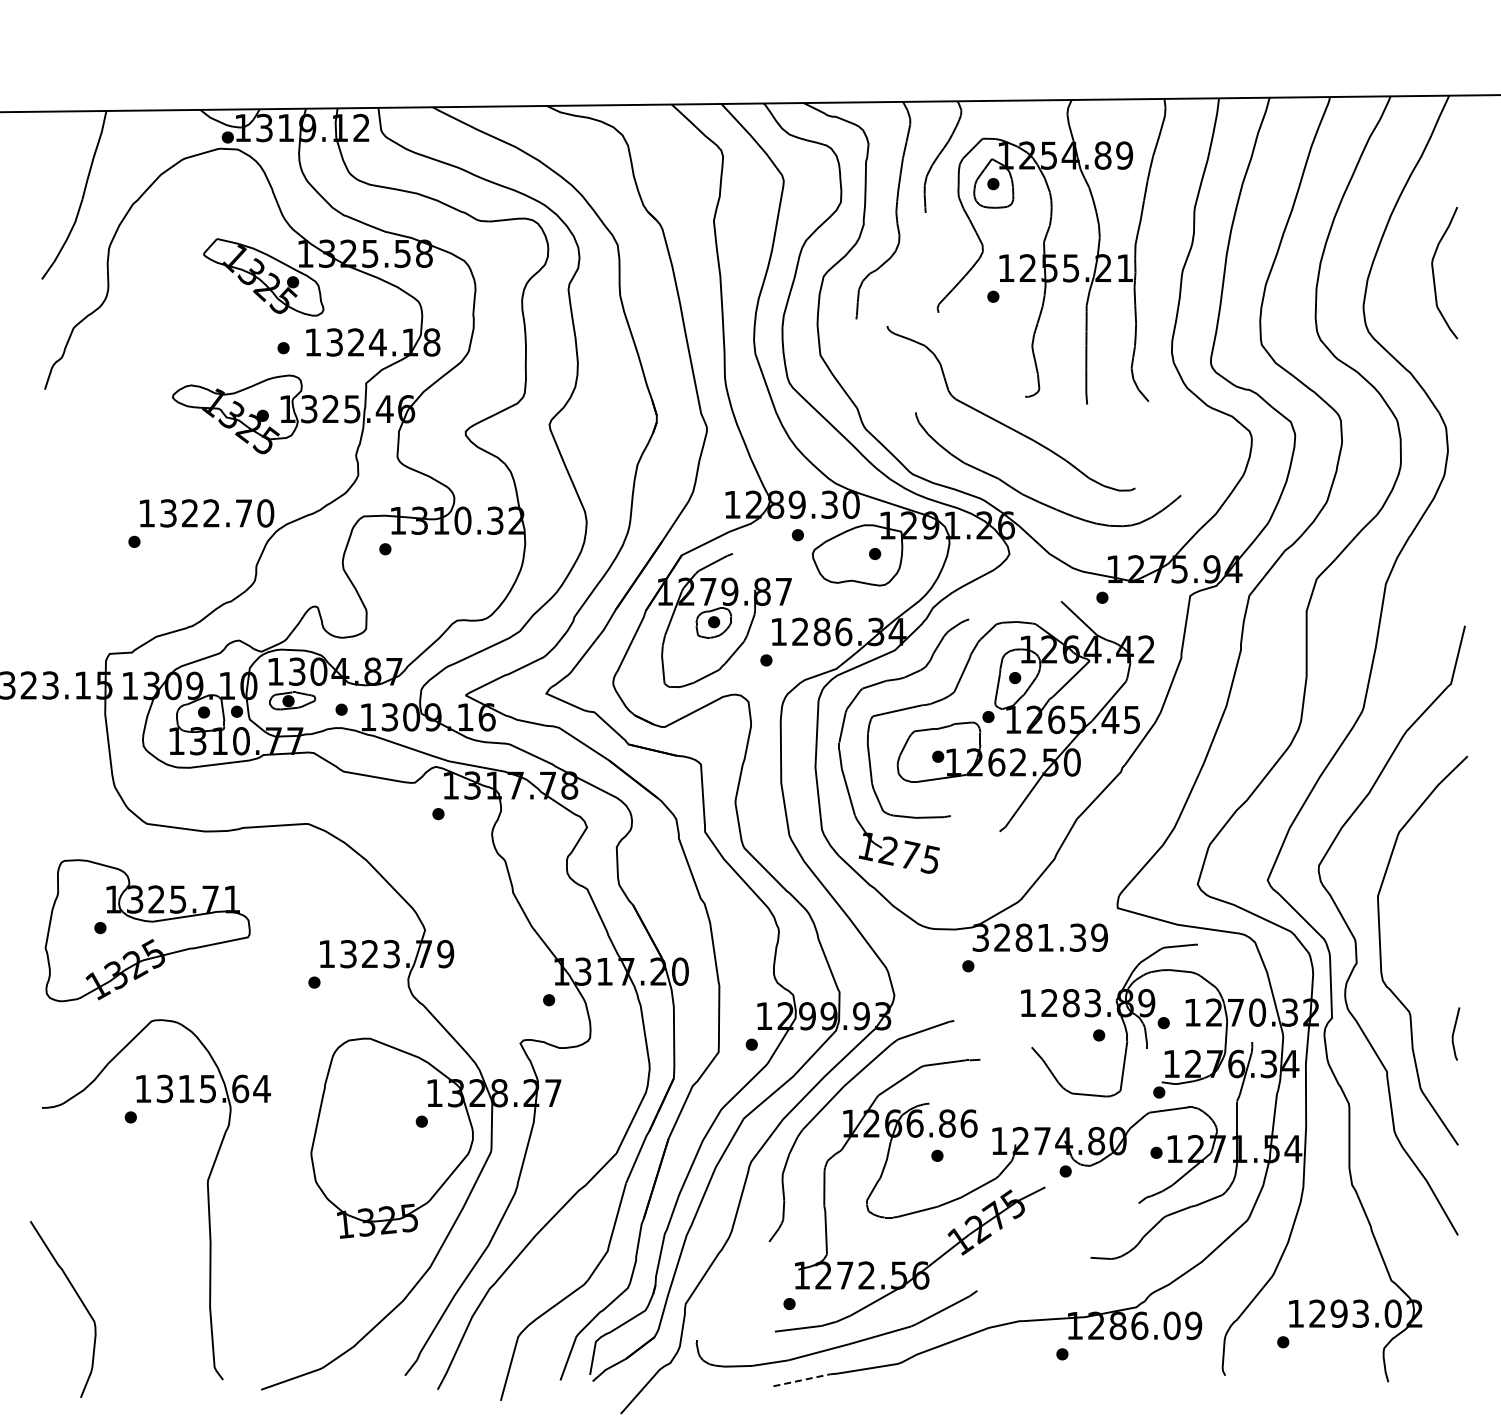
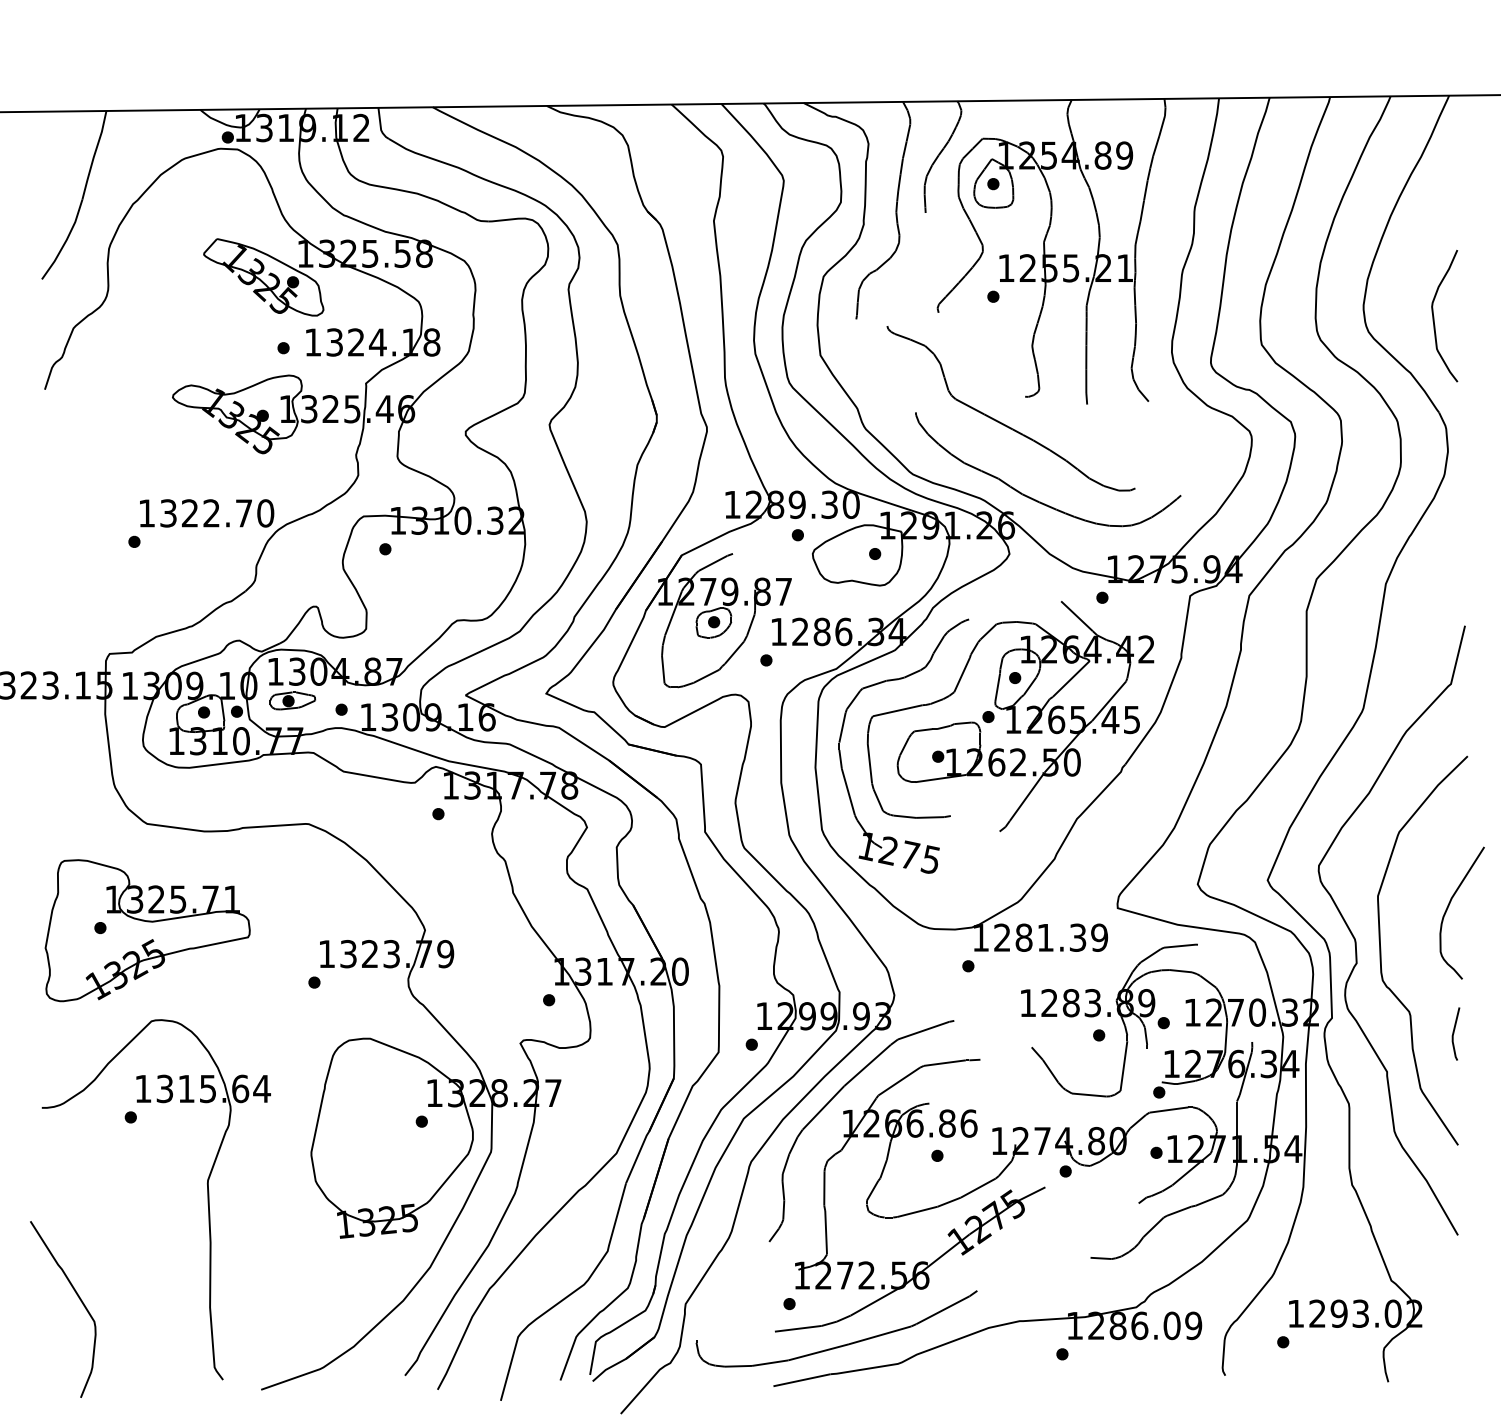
curve position: (1434, 273) -> (1434, 316) (1434, 316)
curve: none -> present (1449, 906)
text: 3281.39 -> 1281.39 (980, 937)
line: dashed -> solid (802, 1380)
